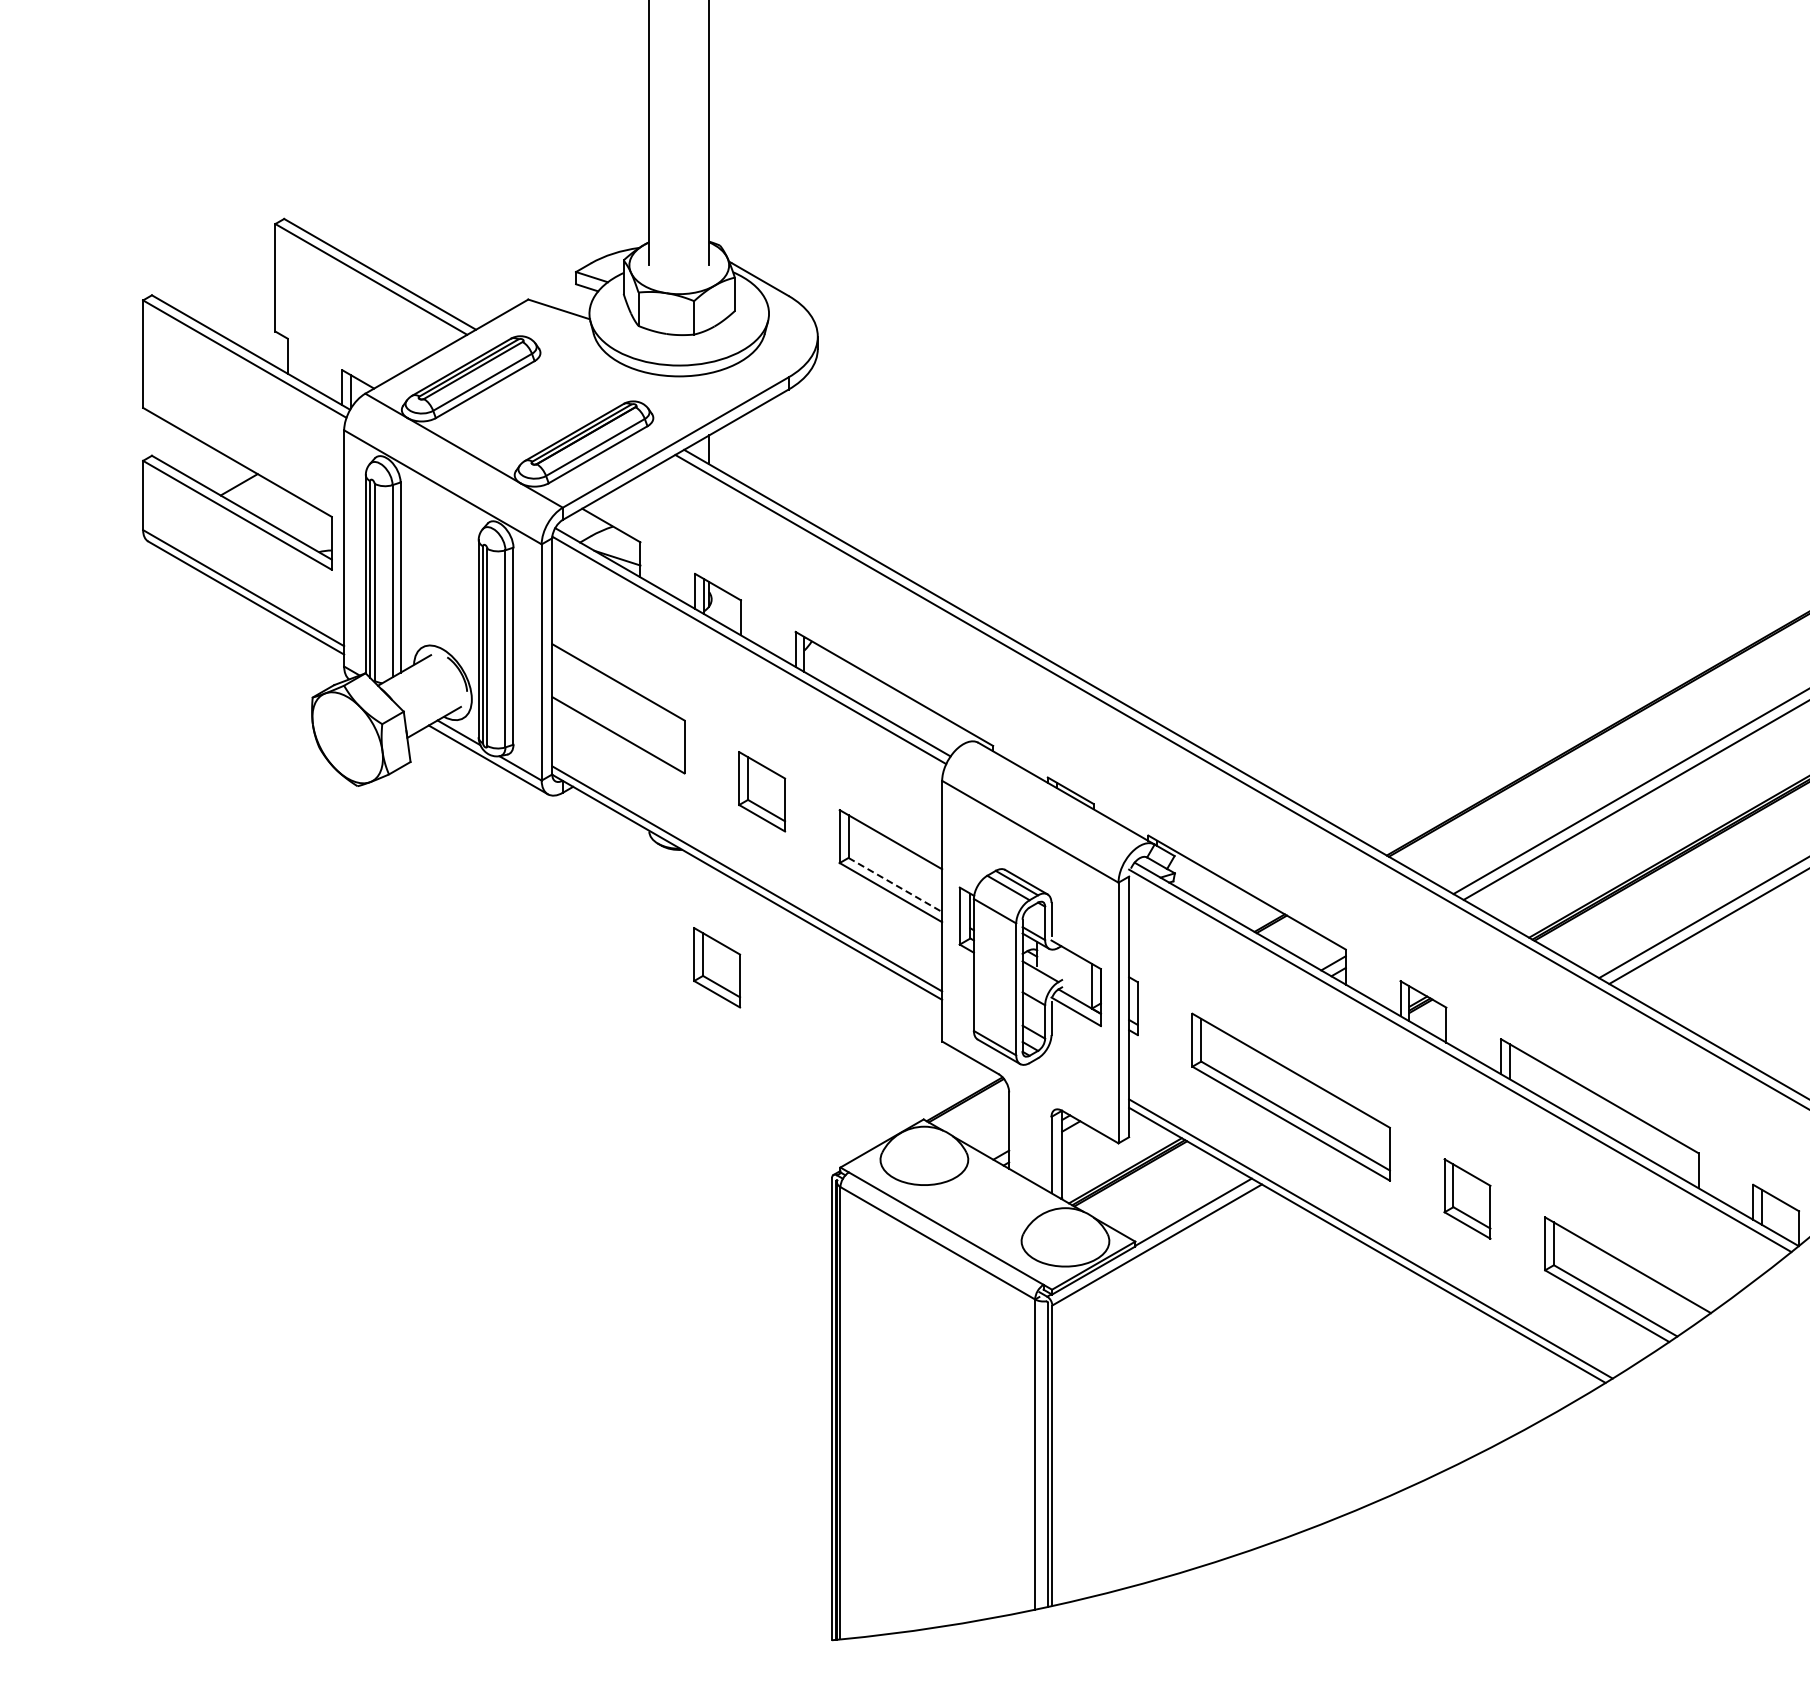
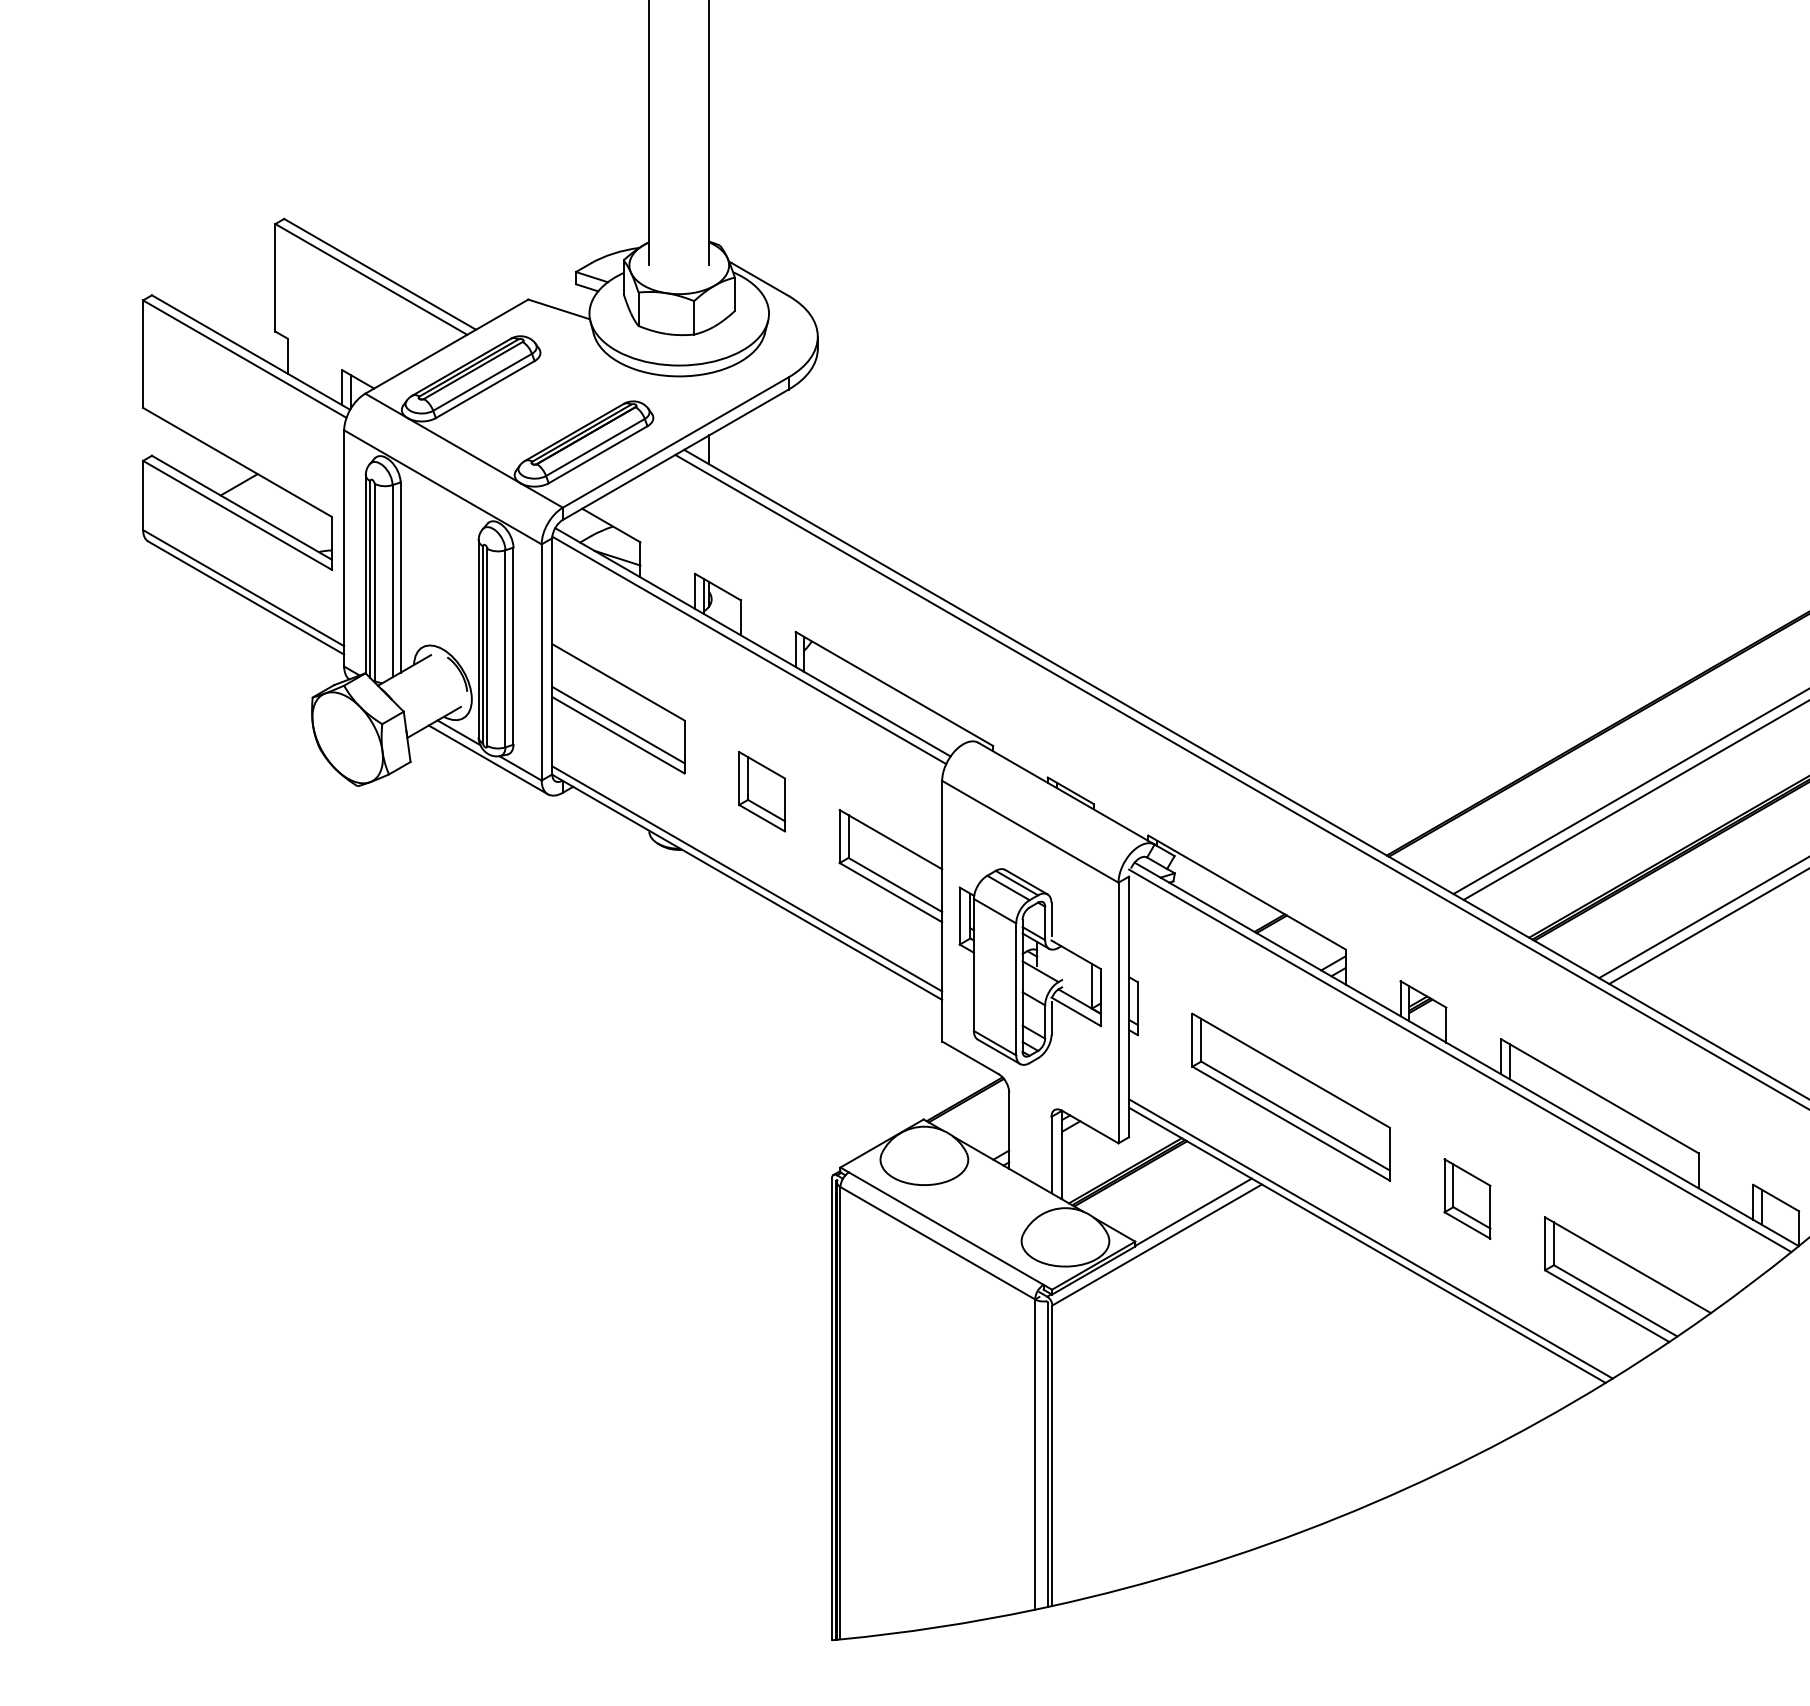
line: none -> present (618, 724)
line: dashed -> solid (895, 885)
part: present -> none (717, 967)
